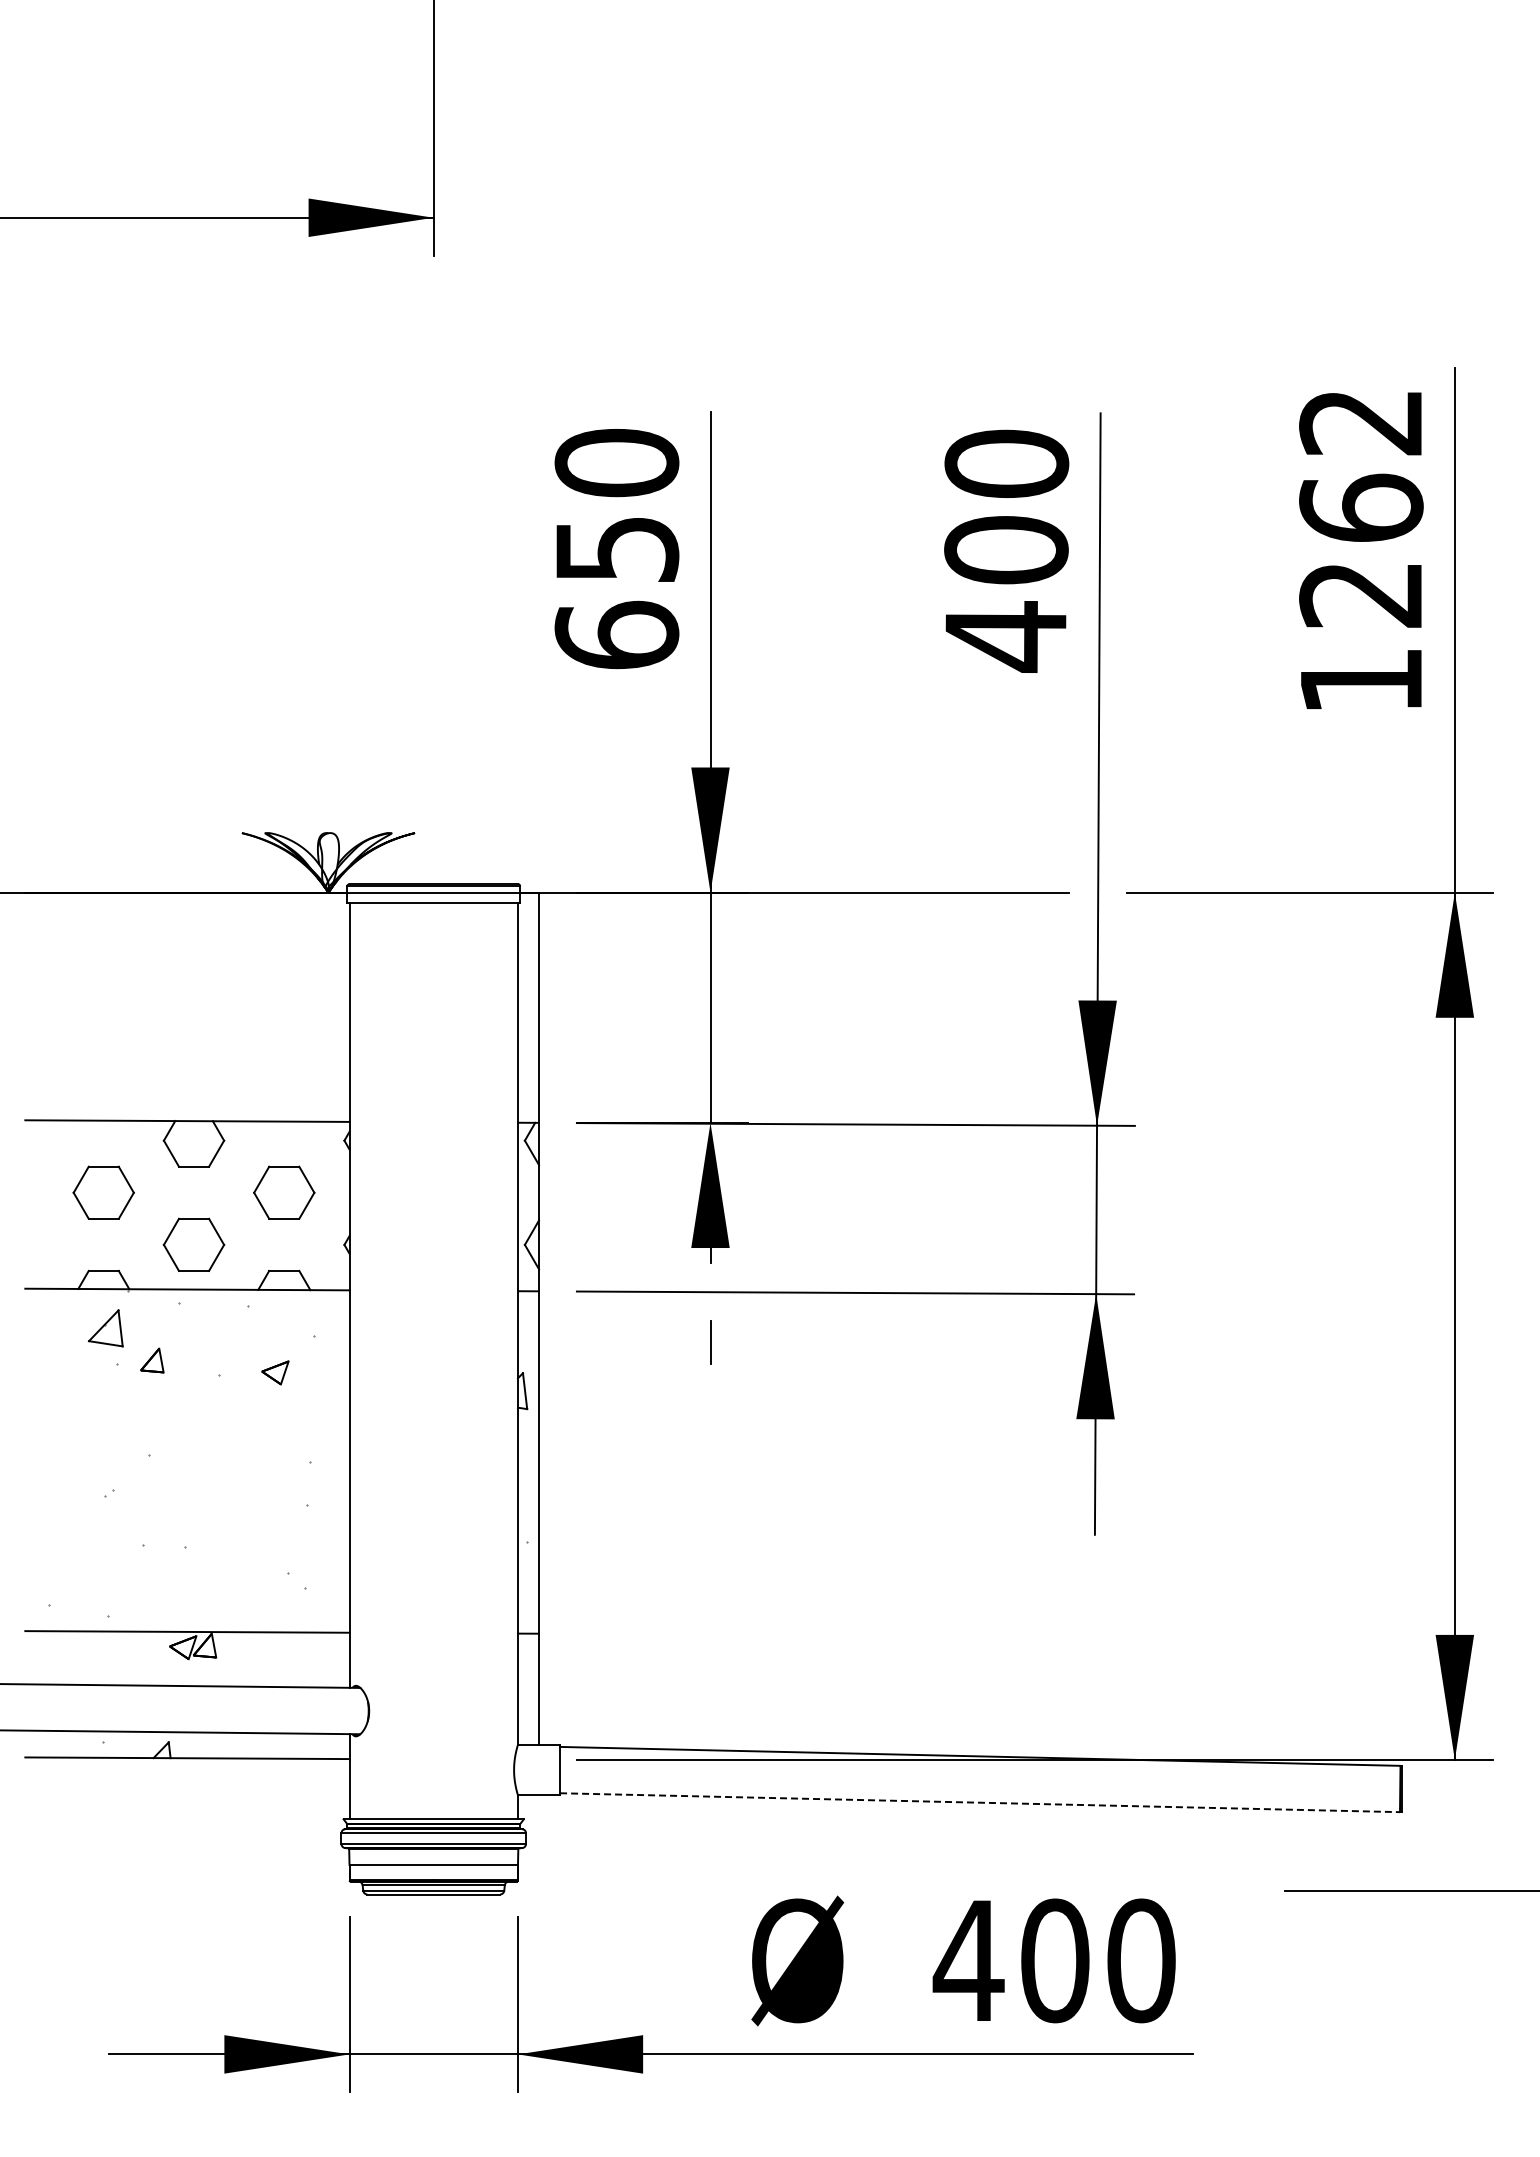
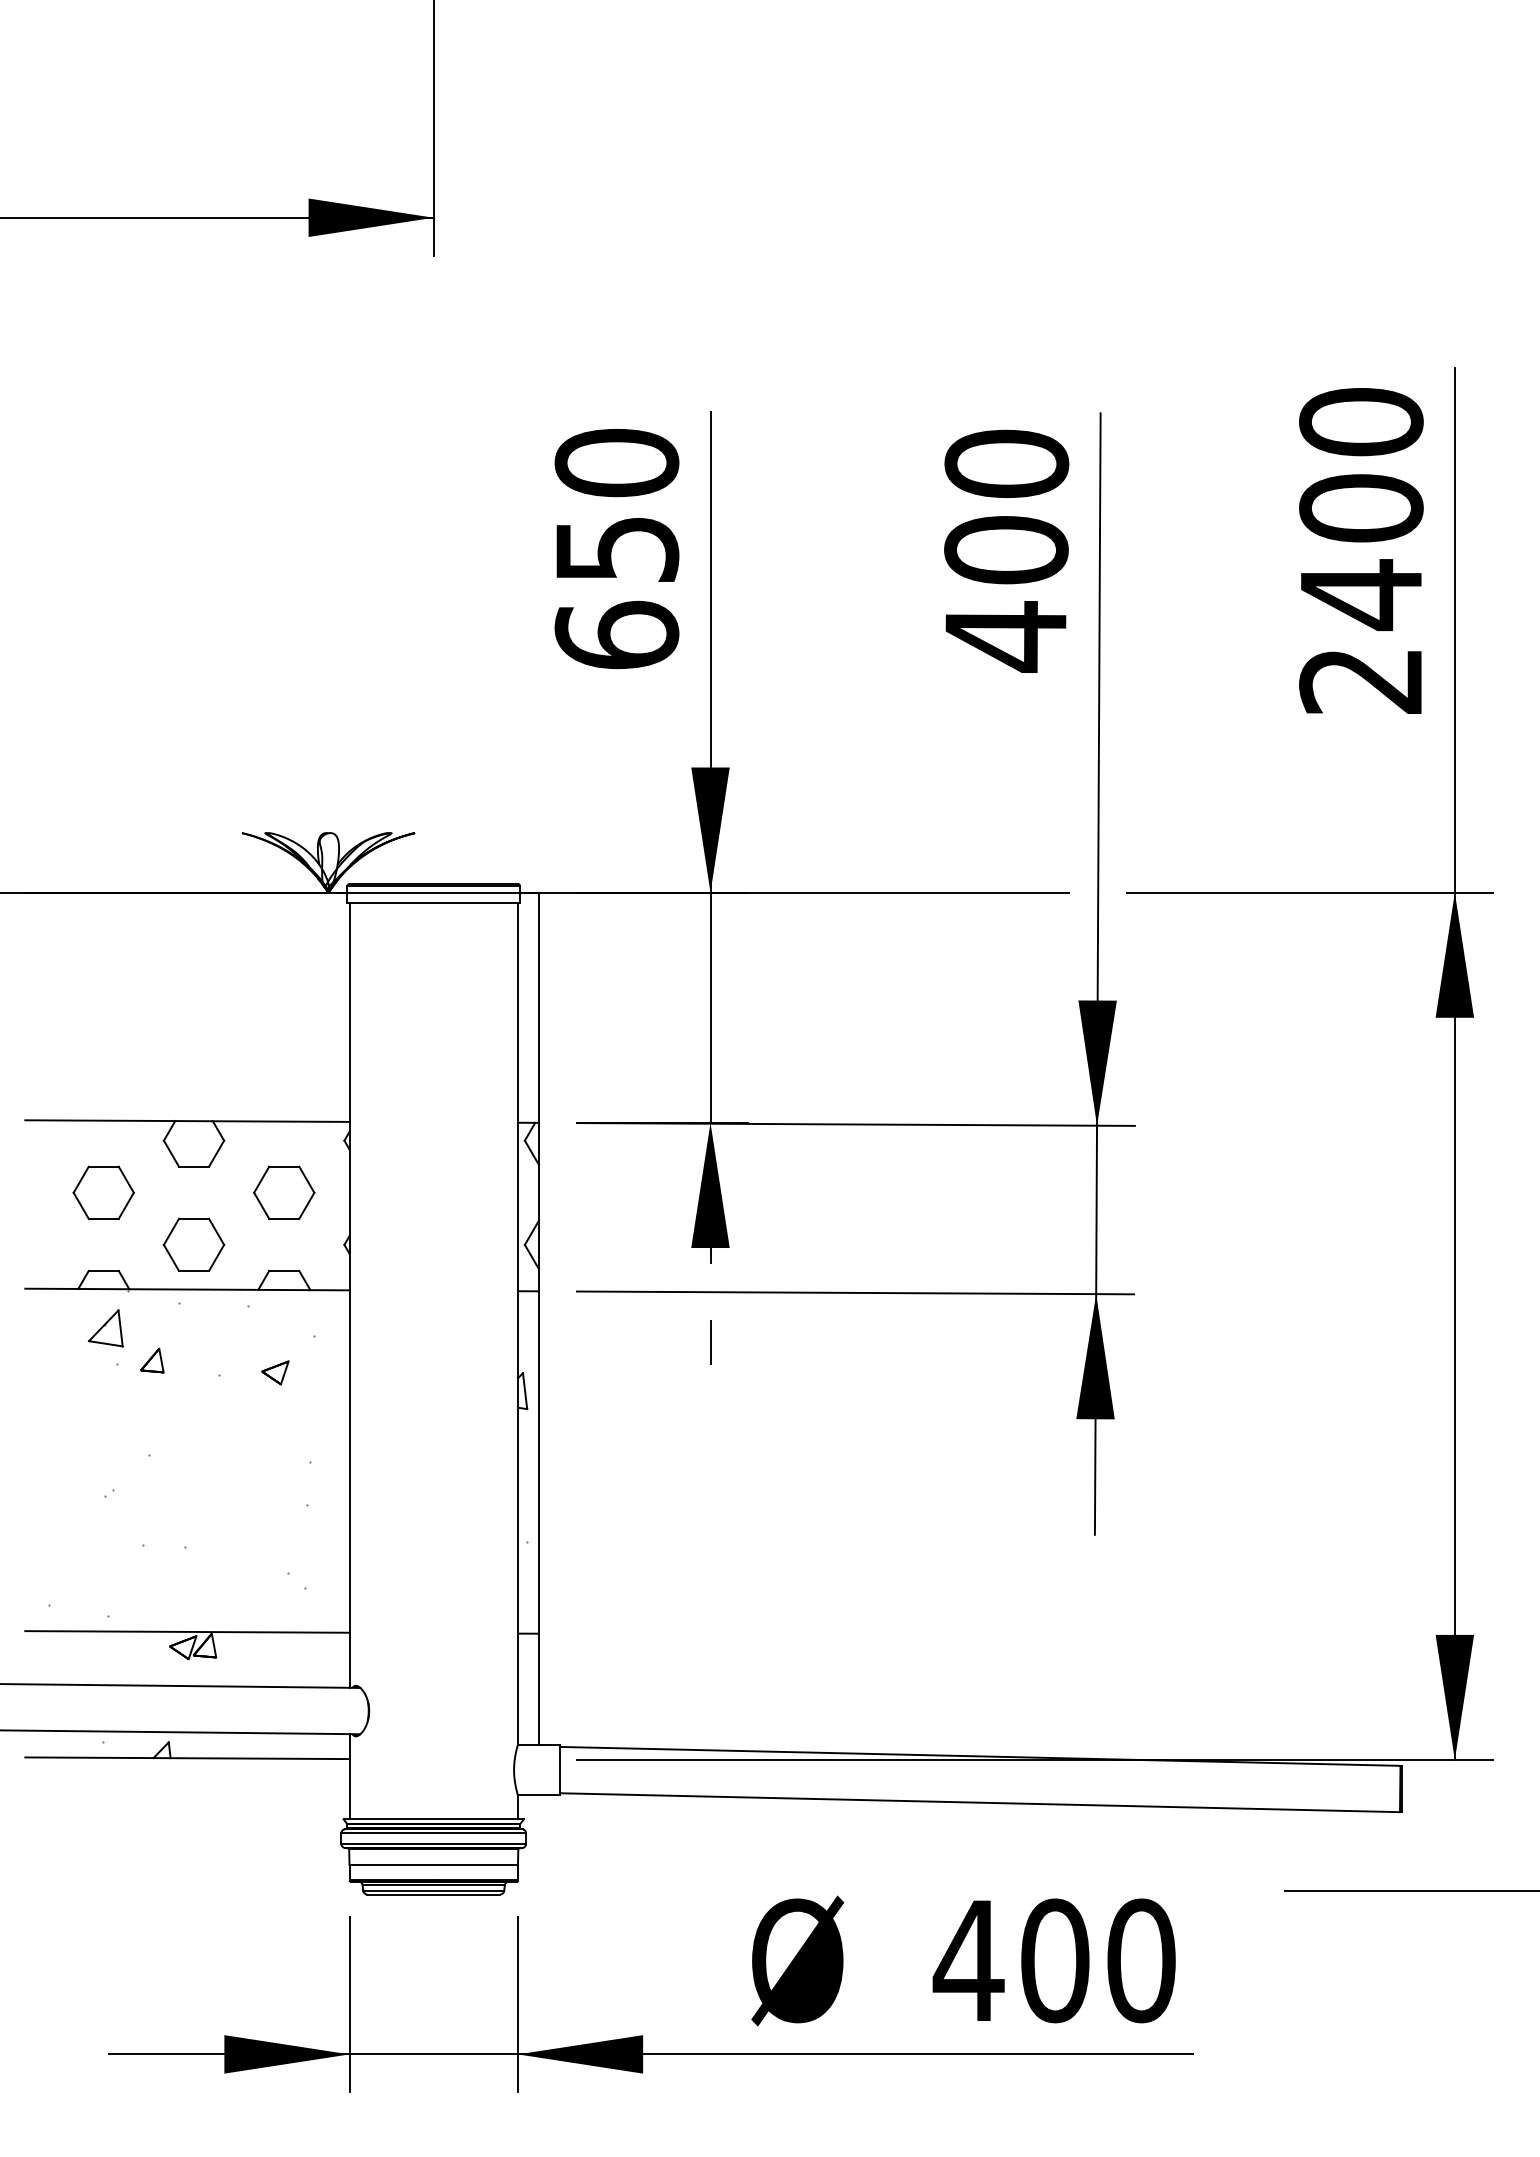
text: 1262 -> 2400 (1361, 550)
line: dashed -> solid (980, 1802)
